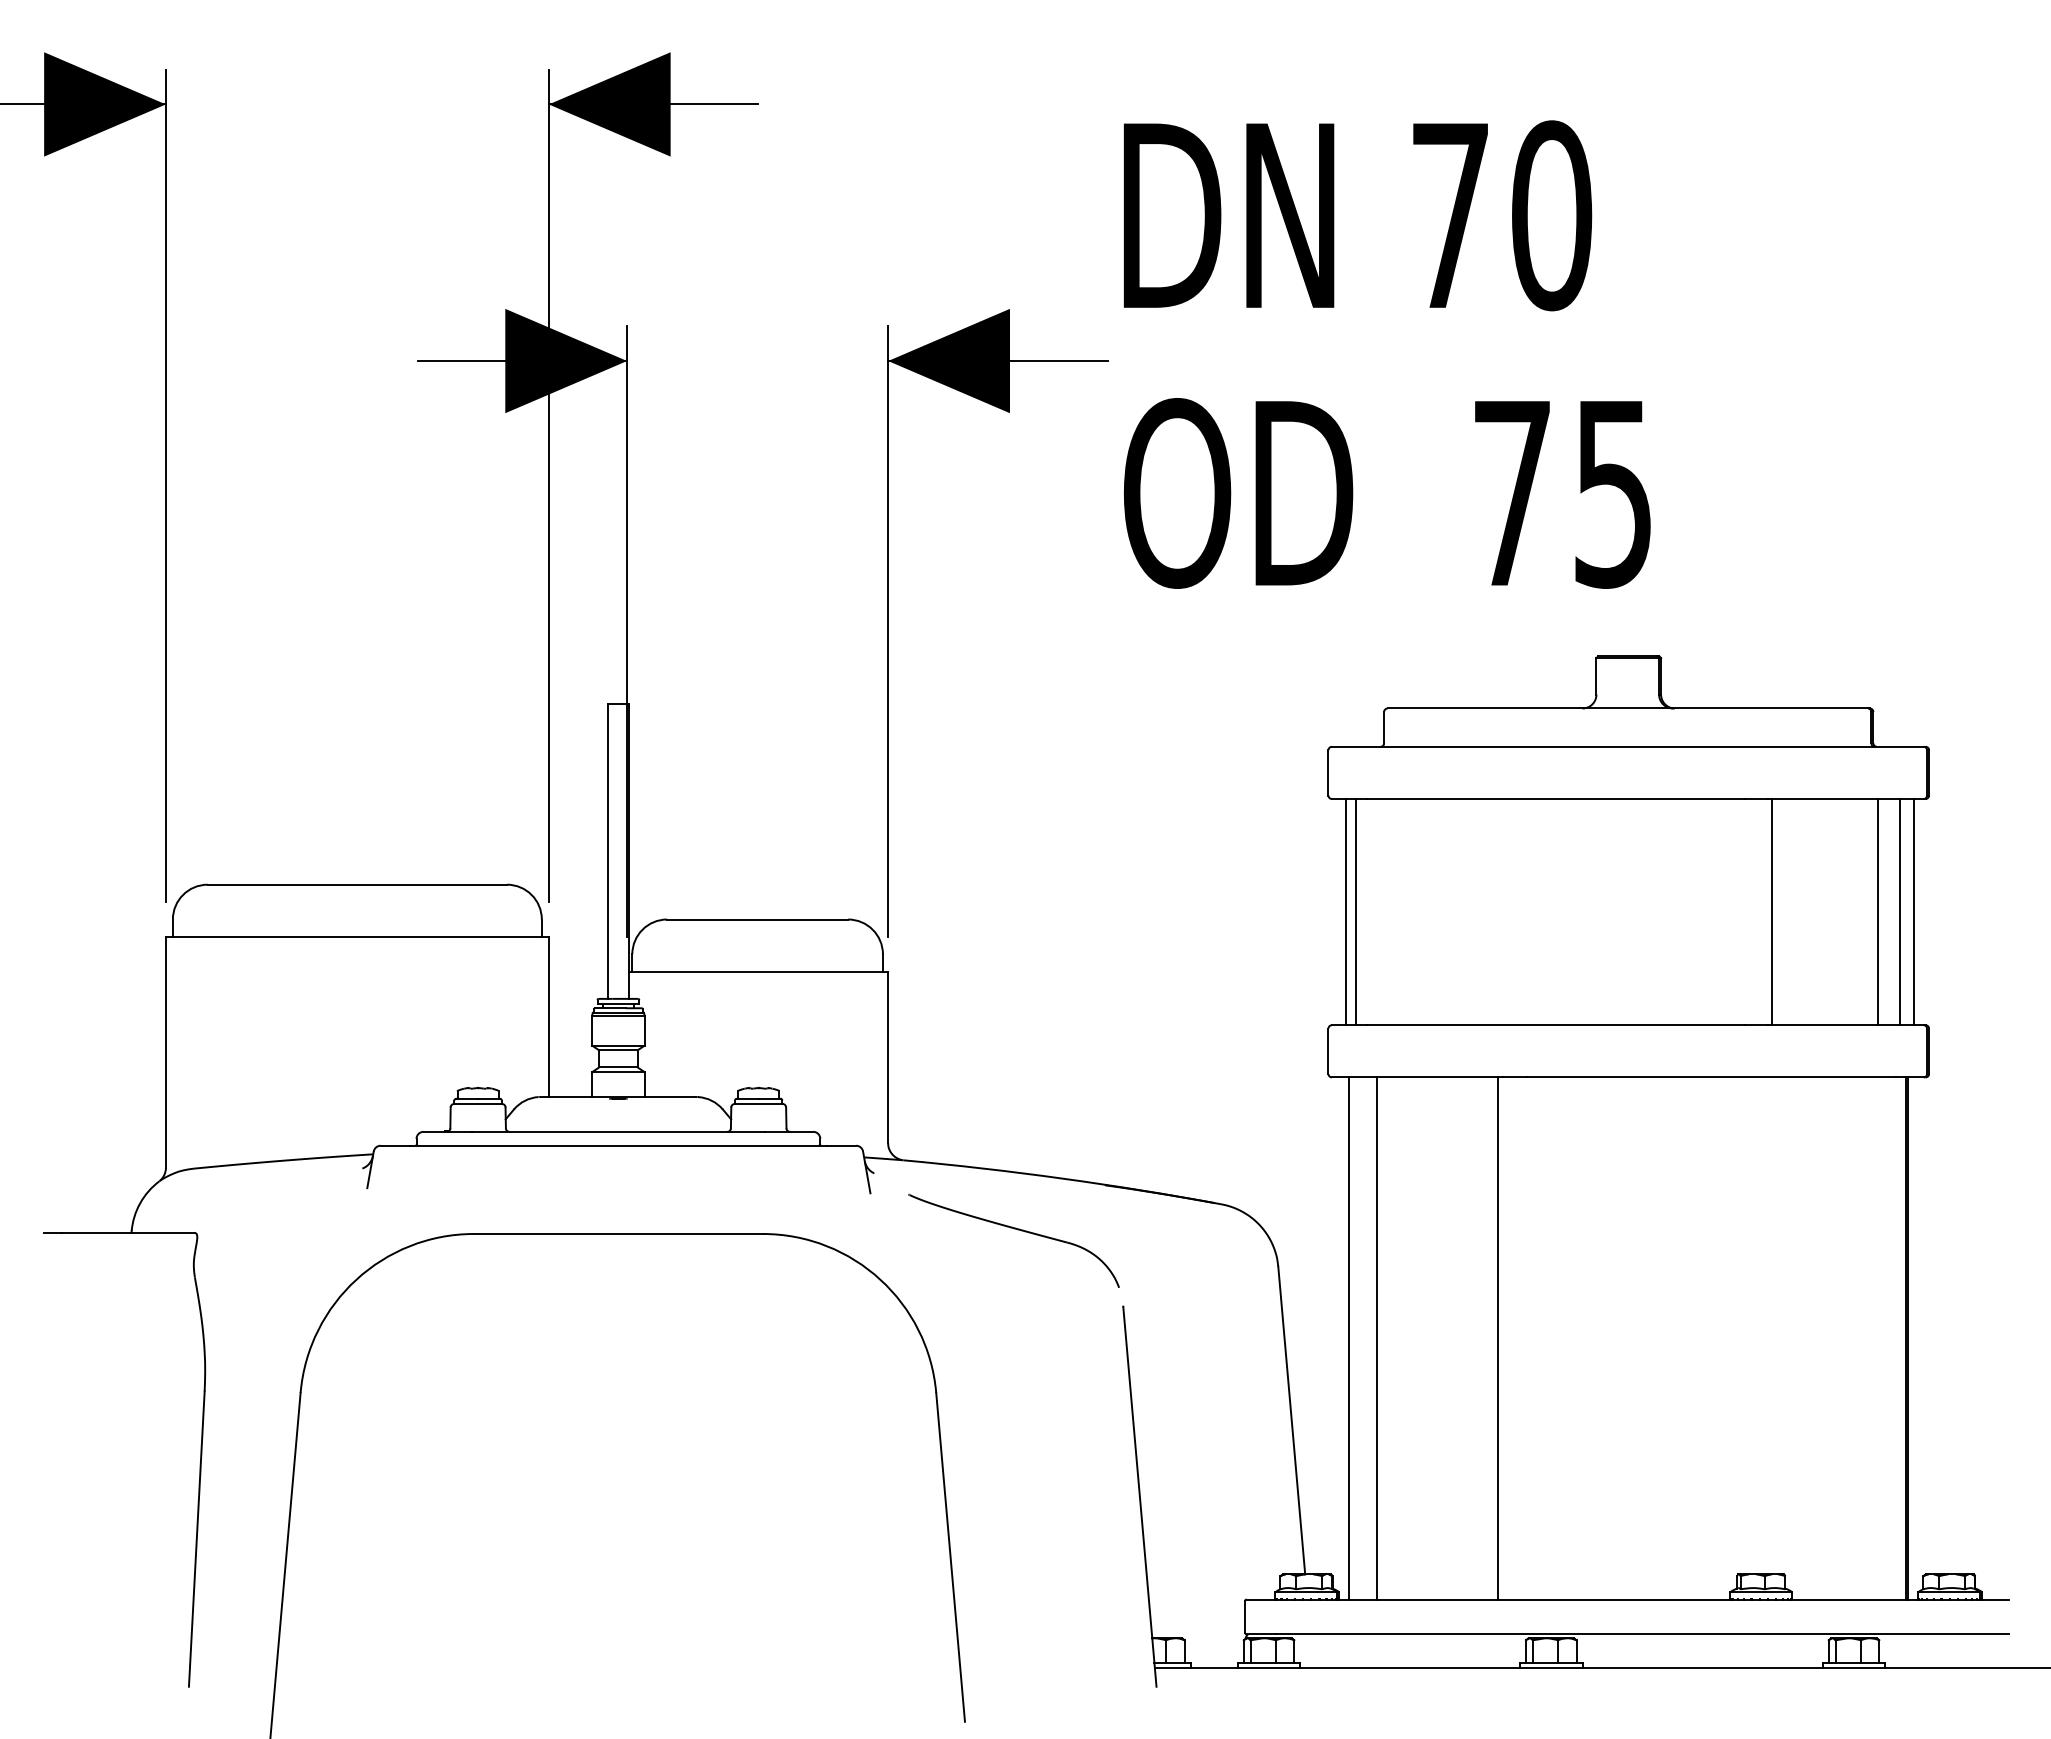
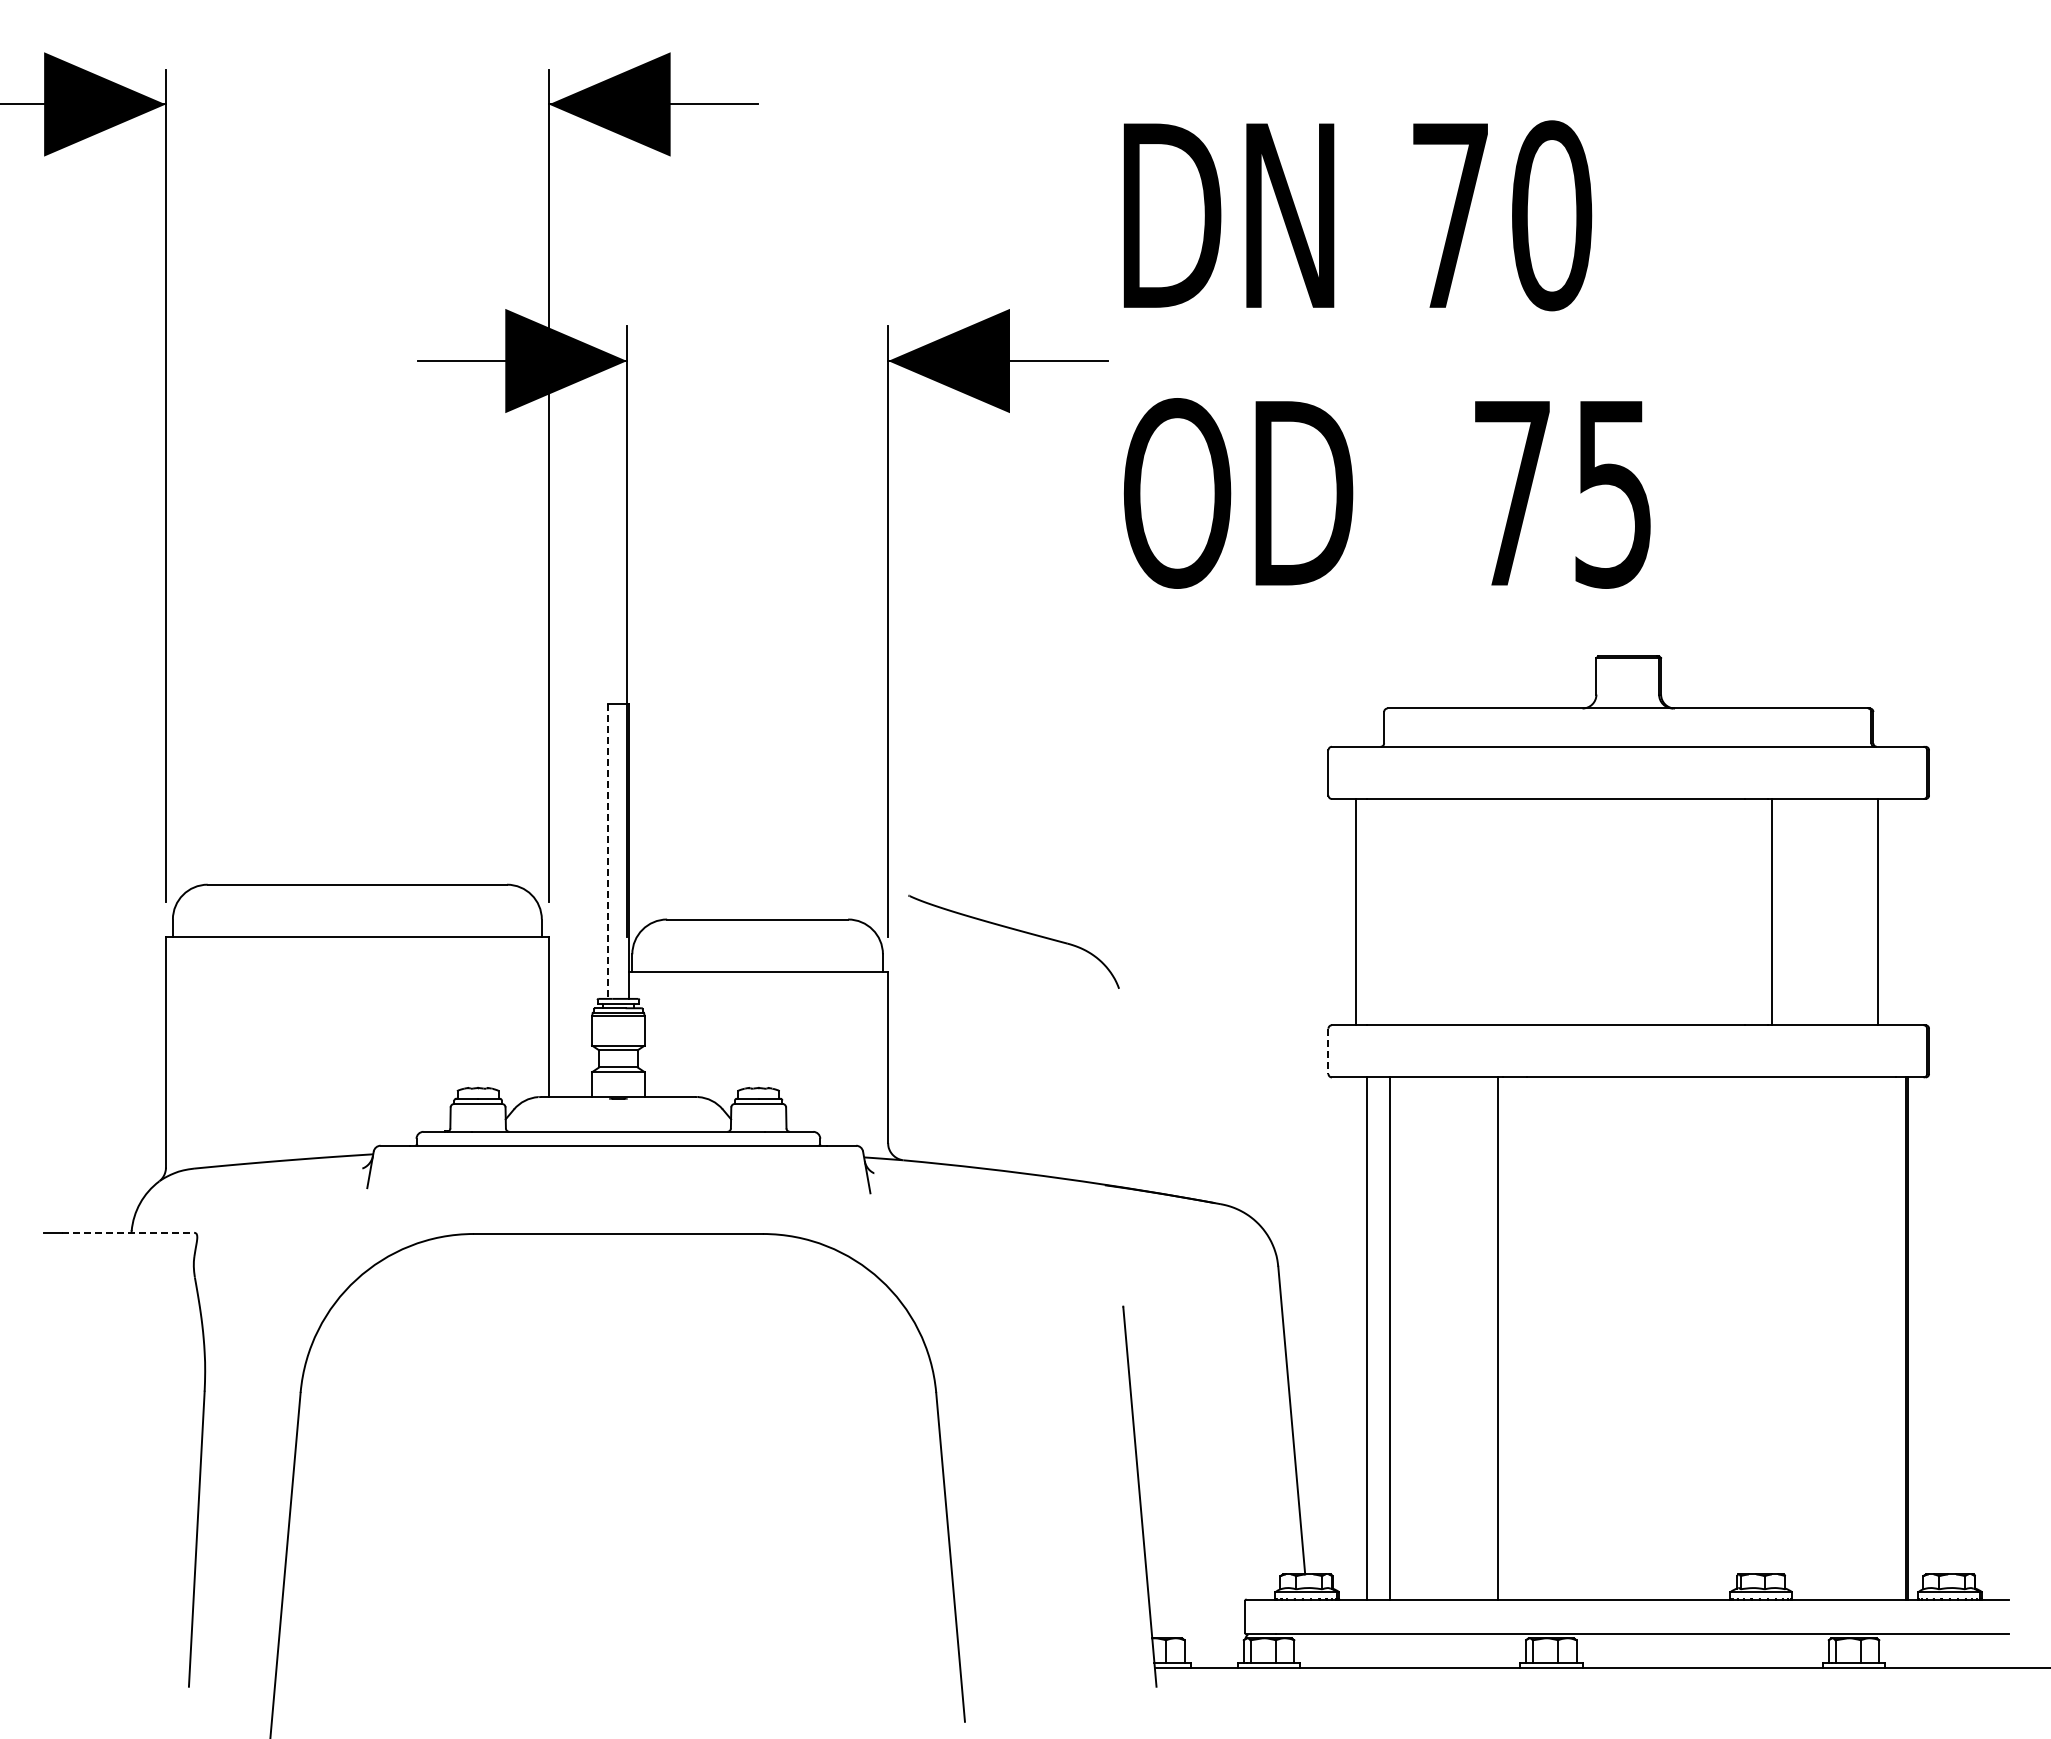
line: solid -> dashed (607, 852)
line: present -> none (1345, 911)
line: present -> none (1899, 911)
line: present -> none (1913, 911)
line: solid -> dashed (1328, 1051)
part position: (1017, 1230) -> (1017, 931) (1017, 931)
line: solid -> dashed (128, 1232)
line position: (1349, 1338) -> (1367, 1338) (1367, 1338)
line position: (1377, 1338) -> (1390, 1338) (1390, 1338)
